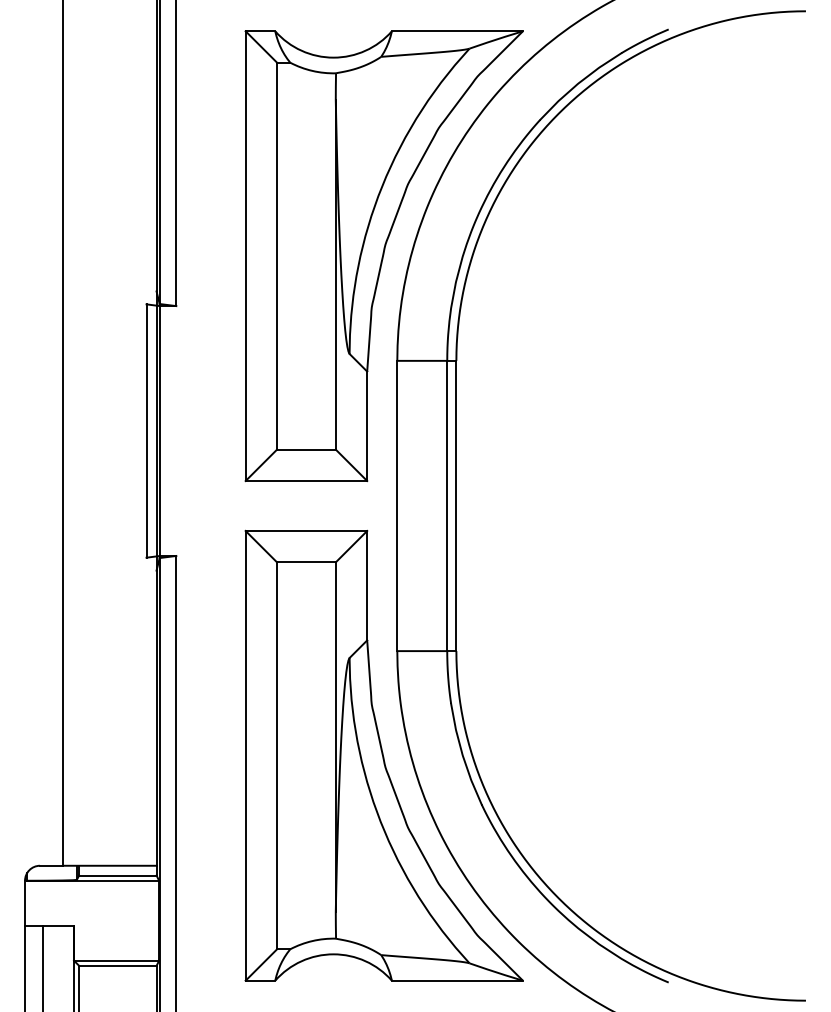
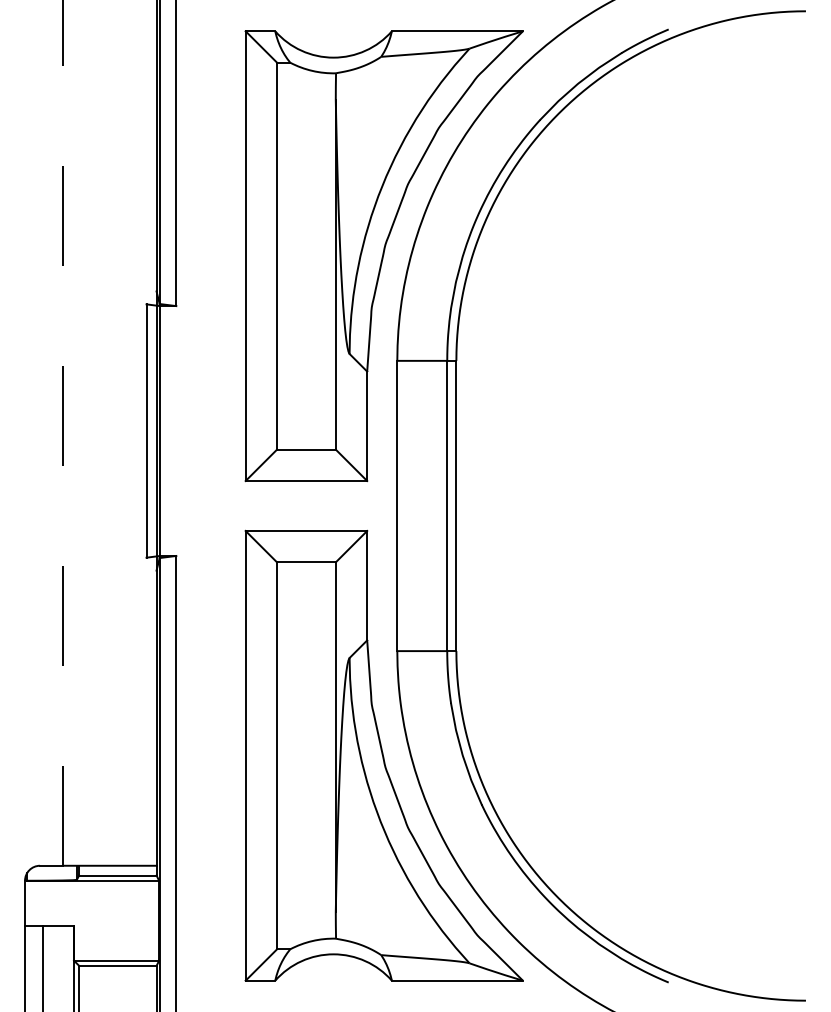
line: solid -> dashed (63, 433)
